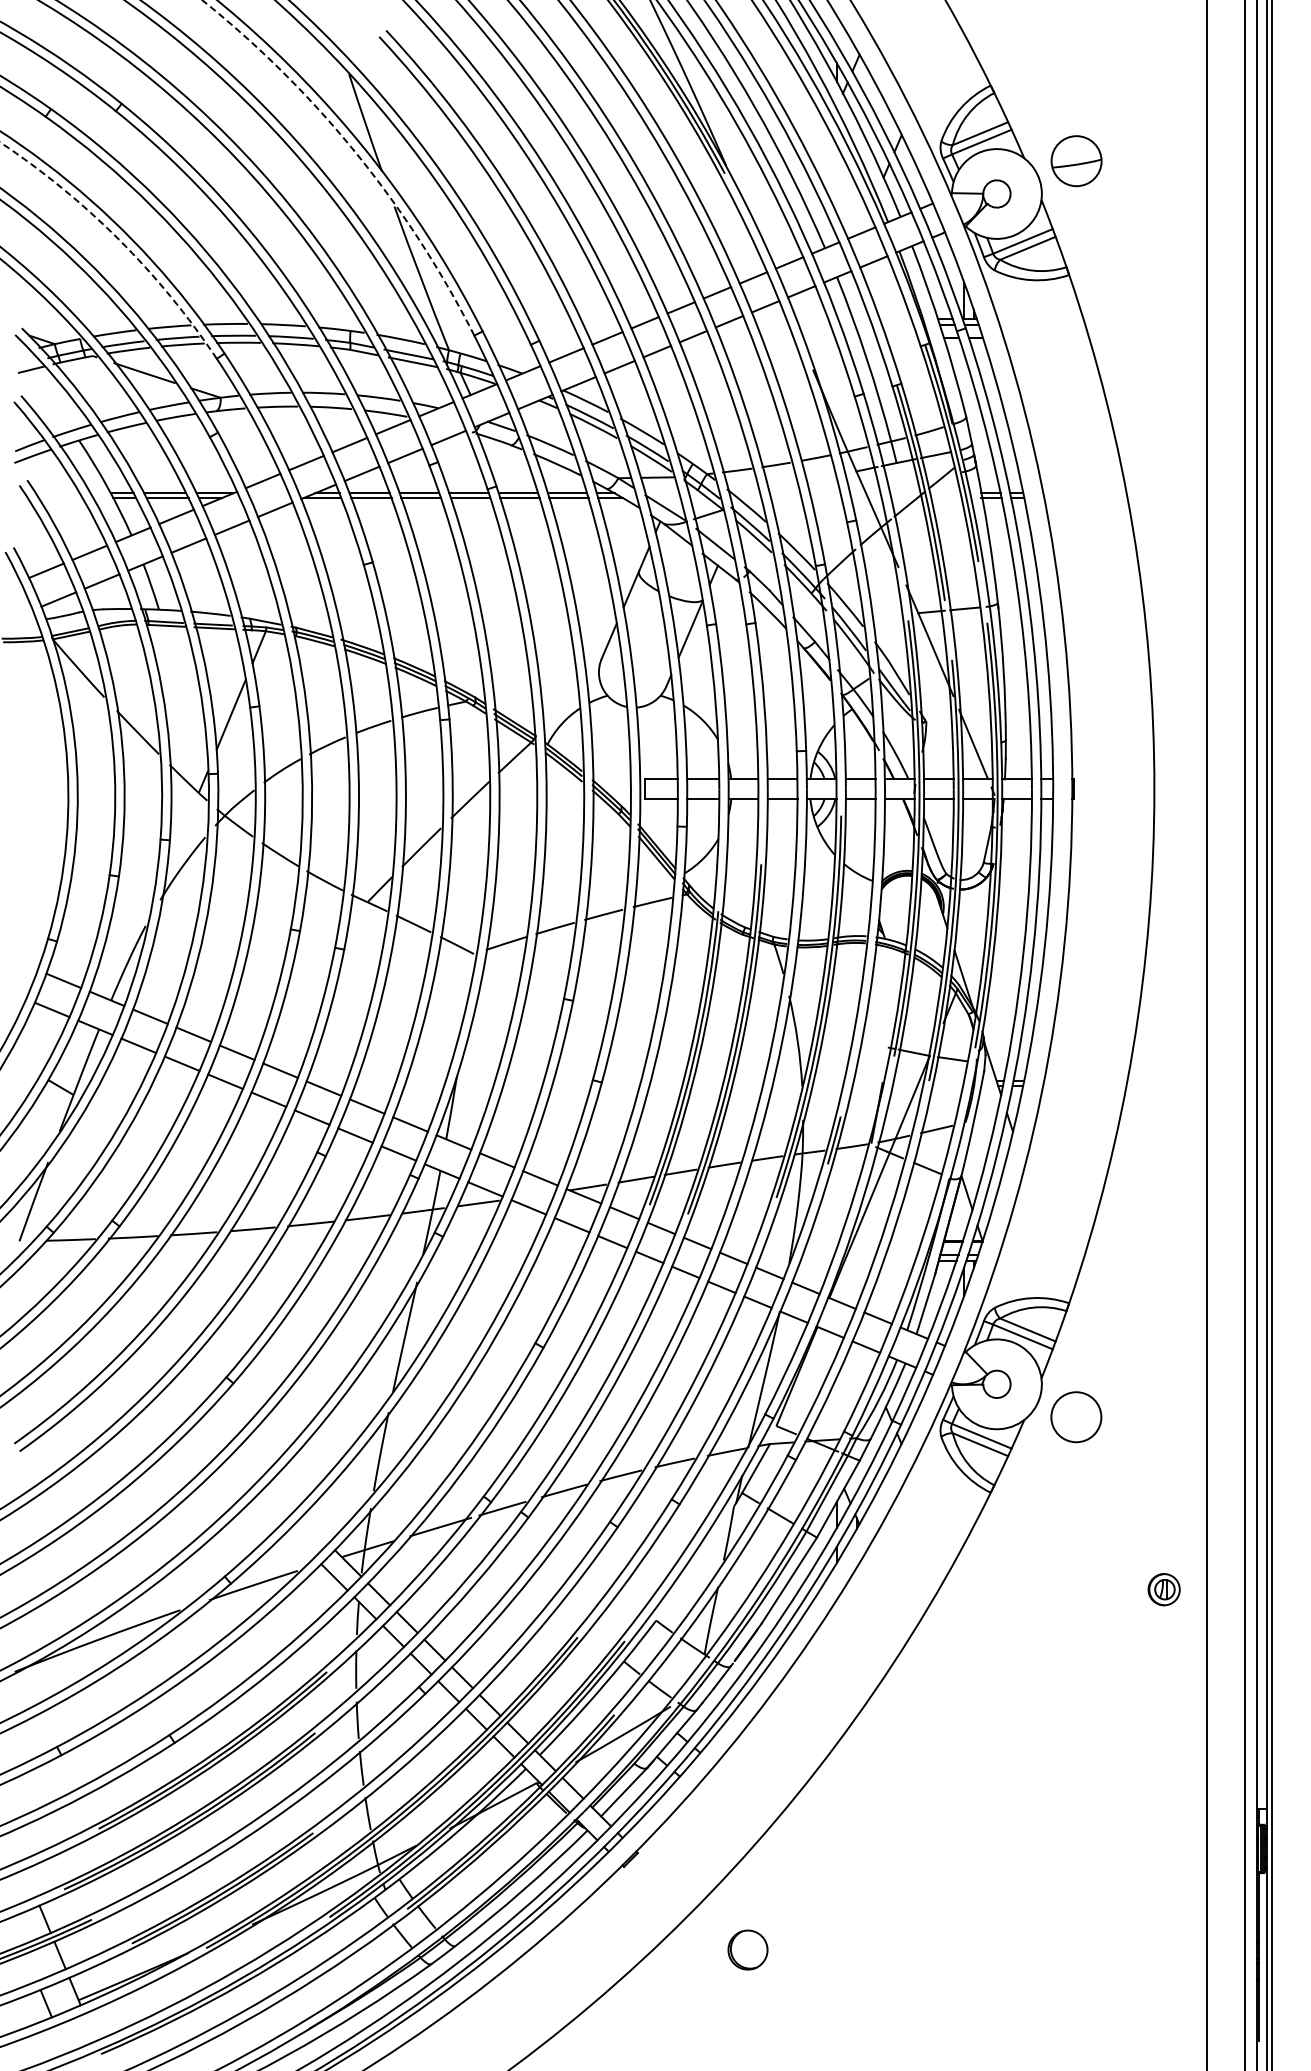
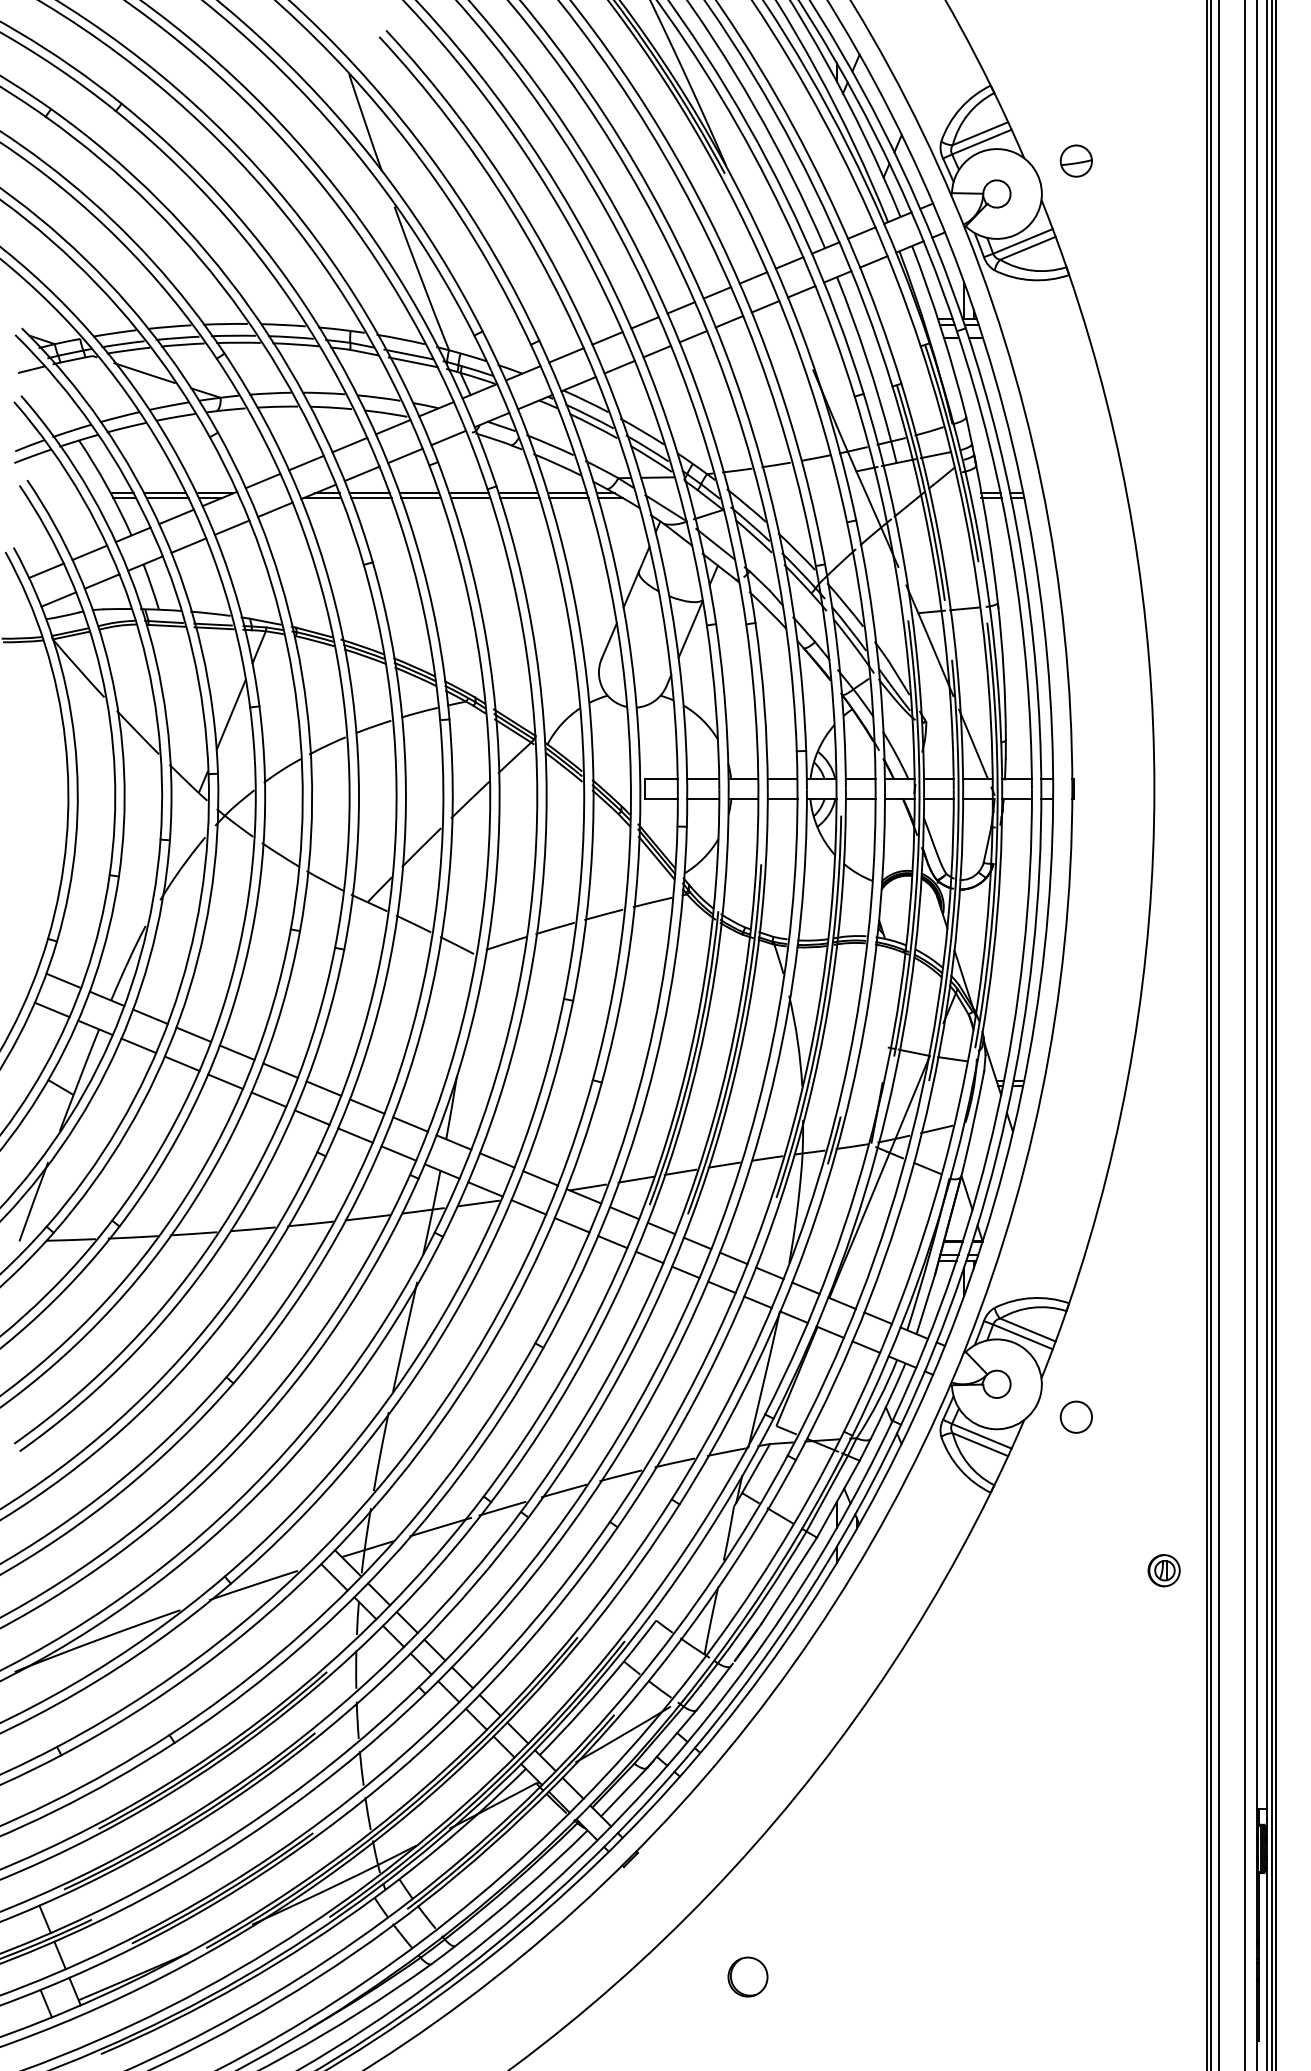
arc: dashed -> solid (355, 152)
part size: 53x53 px -> 34x34 px (1075, 160)
arc: dashed -> solid (118, 239)
line: none -> present (1211, 1034)
line: none -> present (1218, 1034)
line: none -> present (1275, 1034)
circle diameter: 50 px -> 31 px (1076, 1416)
part position: (1163, 1589) -> (1163, 1570) (1163, 1570)
part position: (747, 1949) -> (747, 1976) (747, 1976)
